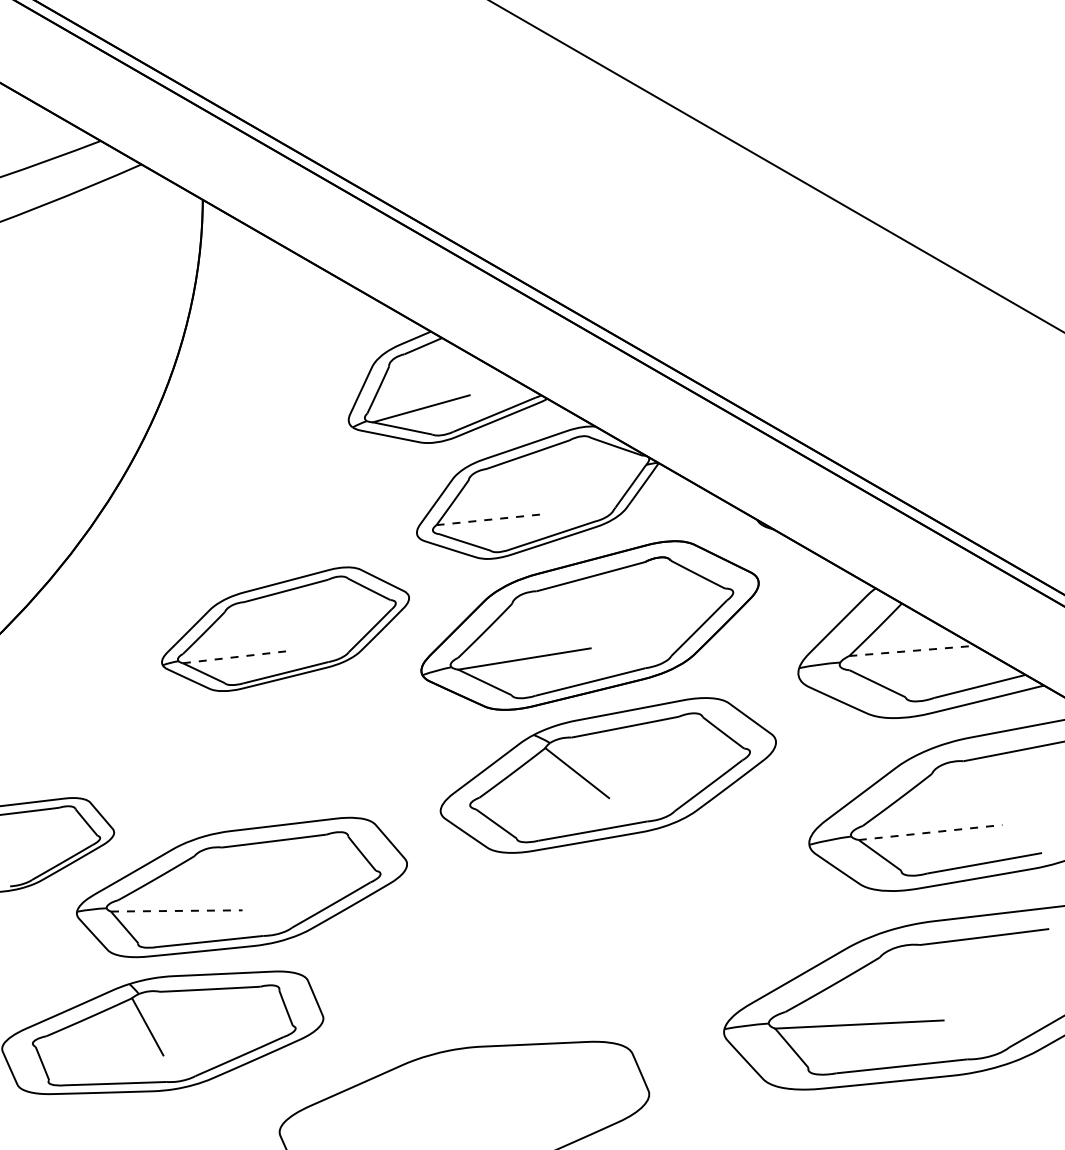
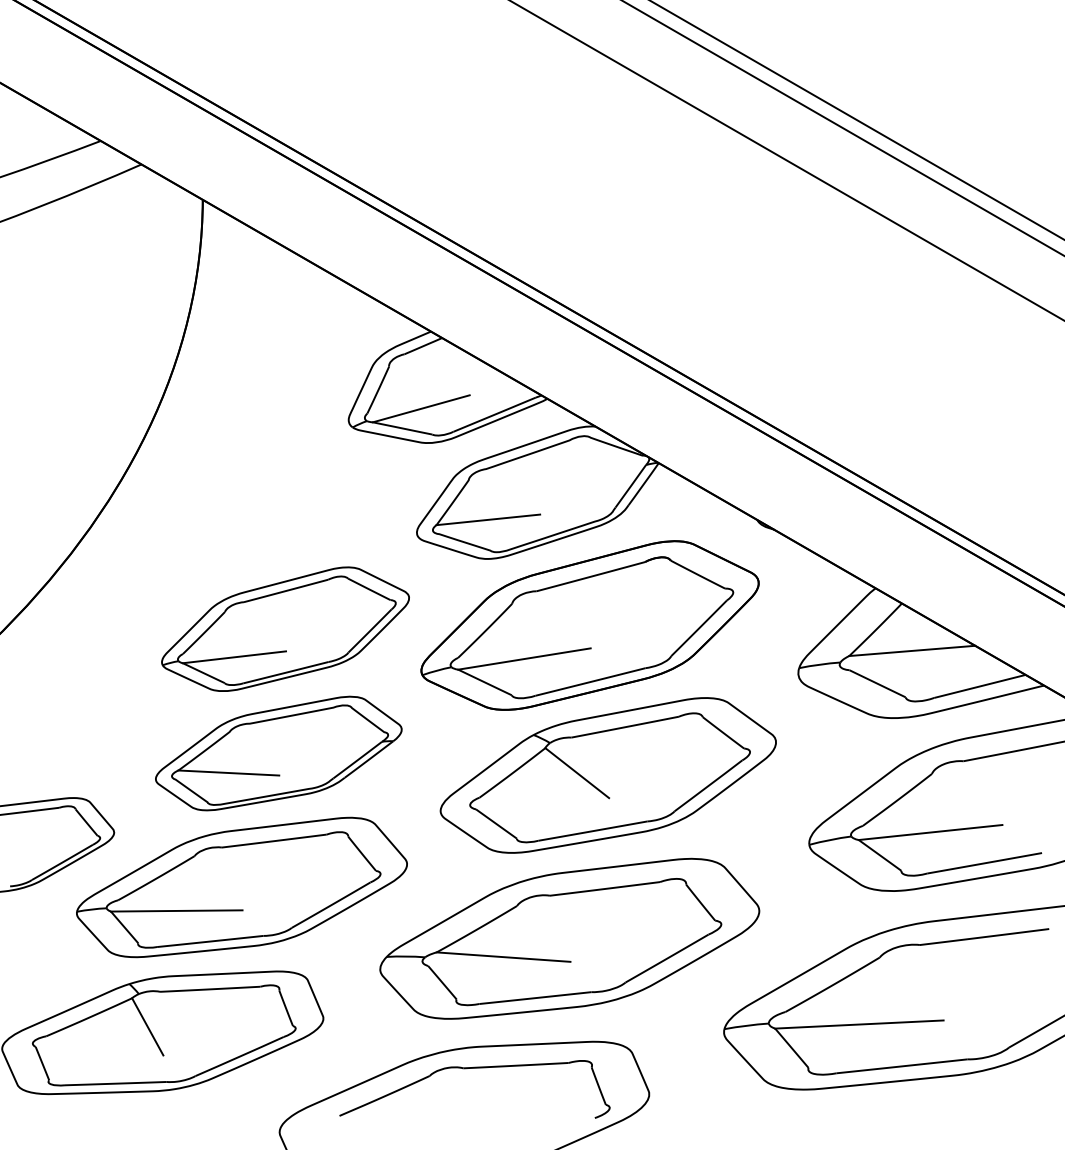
line: none -> present (856, 120)
line: none -> present (842, 128)
line position: (776, 166) -> (786, 160) (786, 160)
line: dashed -> solid (488, 519)
line: dashed -> solid (912, 650)
line: dashed -> solid (234, 657)
part: none -> present (278, 753)
line: dashed -> solid (931, 832)
line: dashed -> solid (176, 910)
part: none -> present (569, 938)
part: none -> present (474, 1068)
